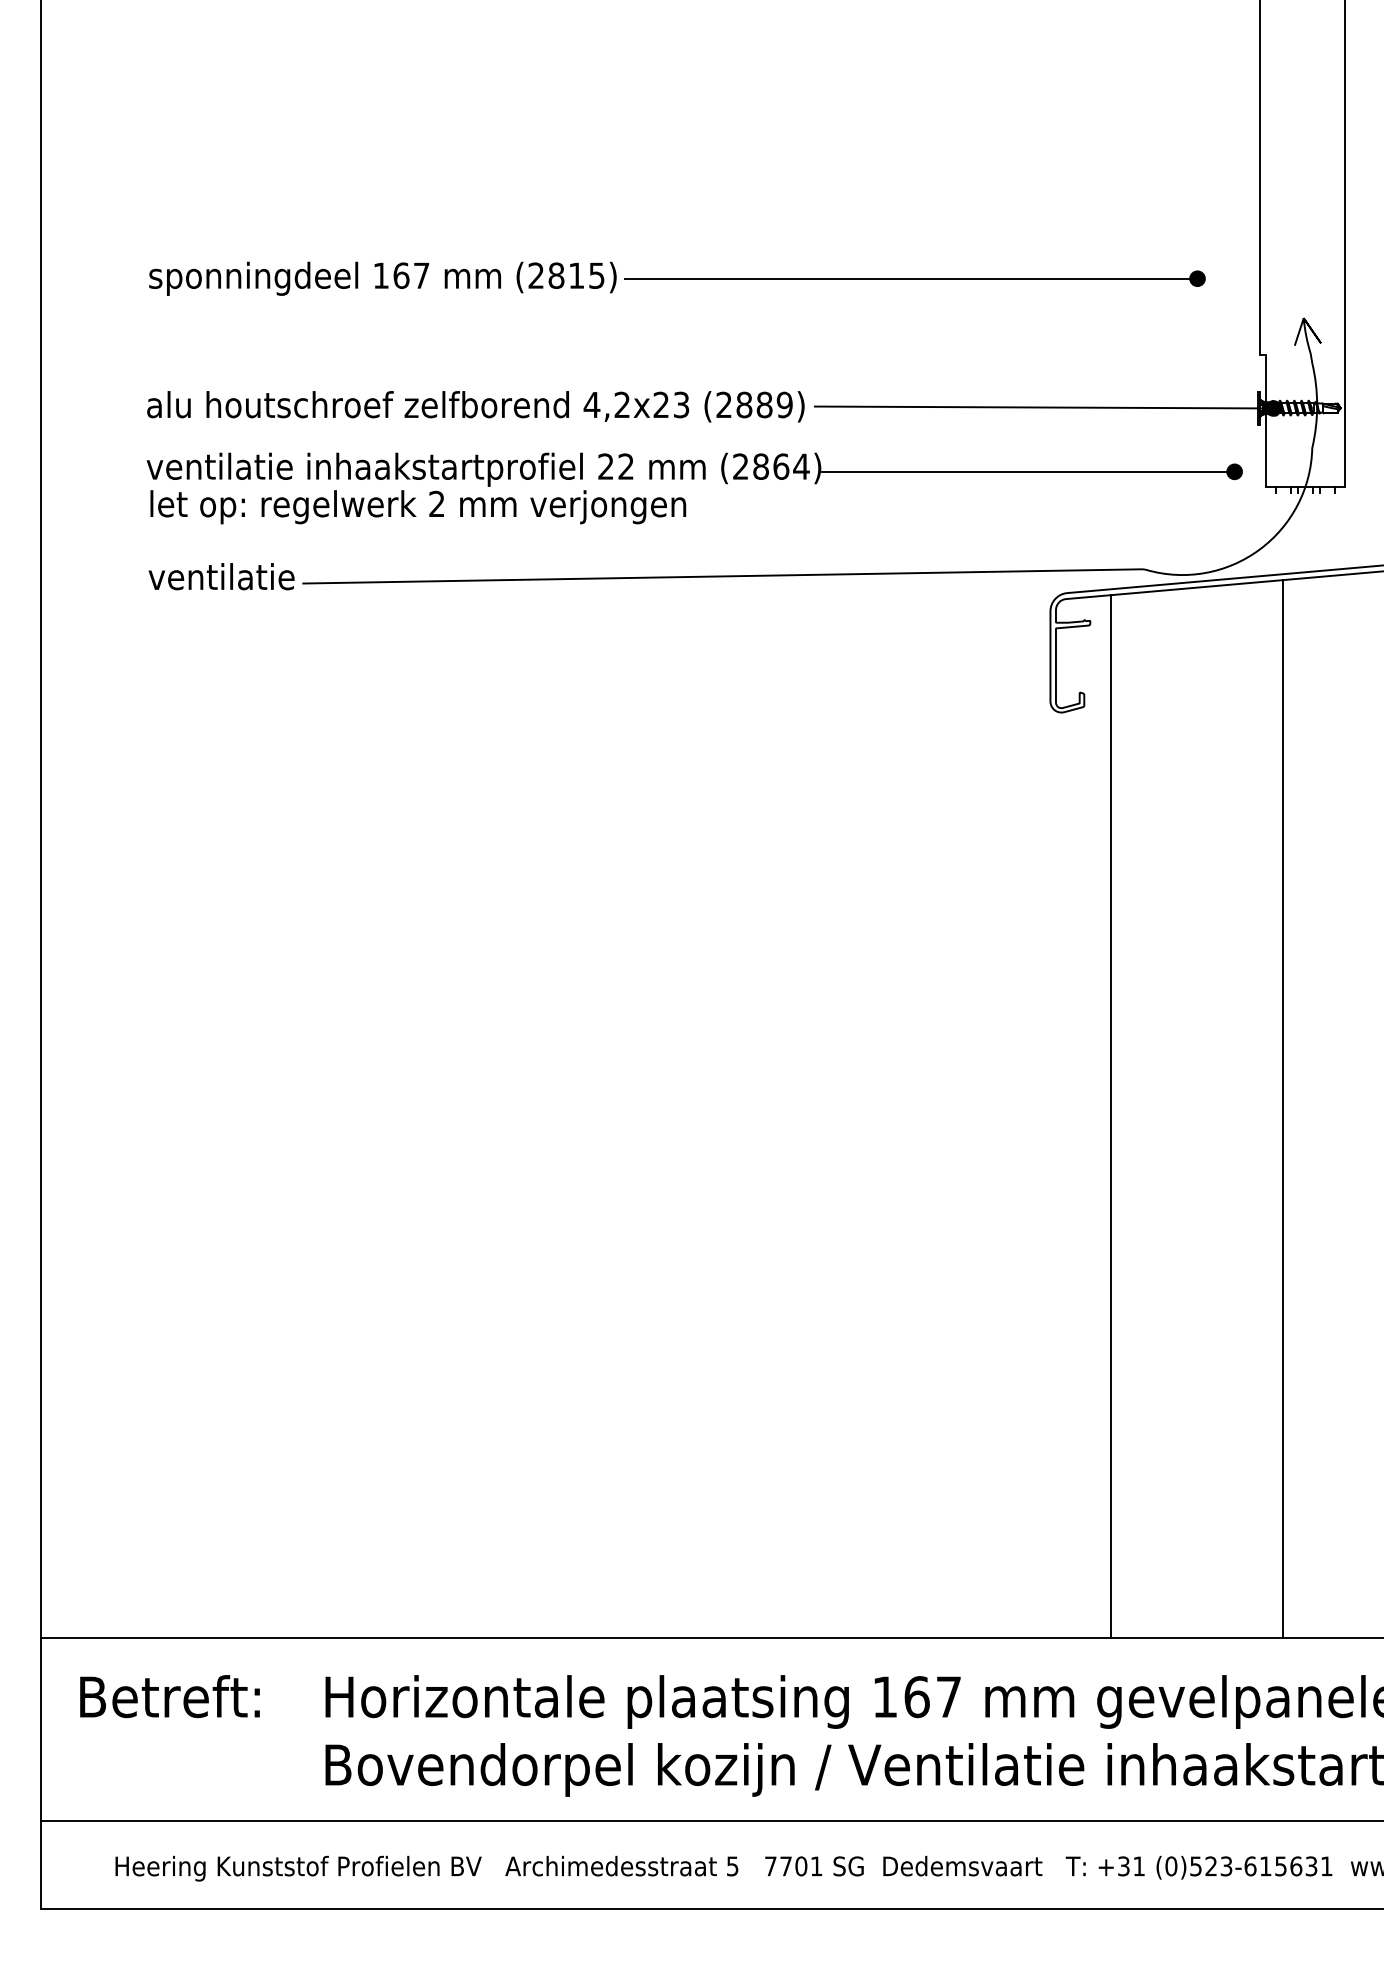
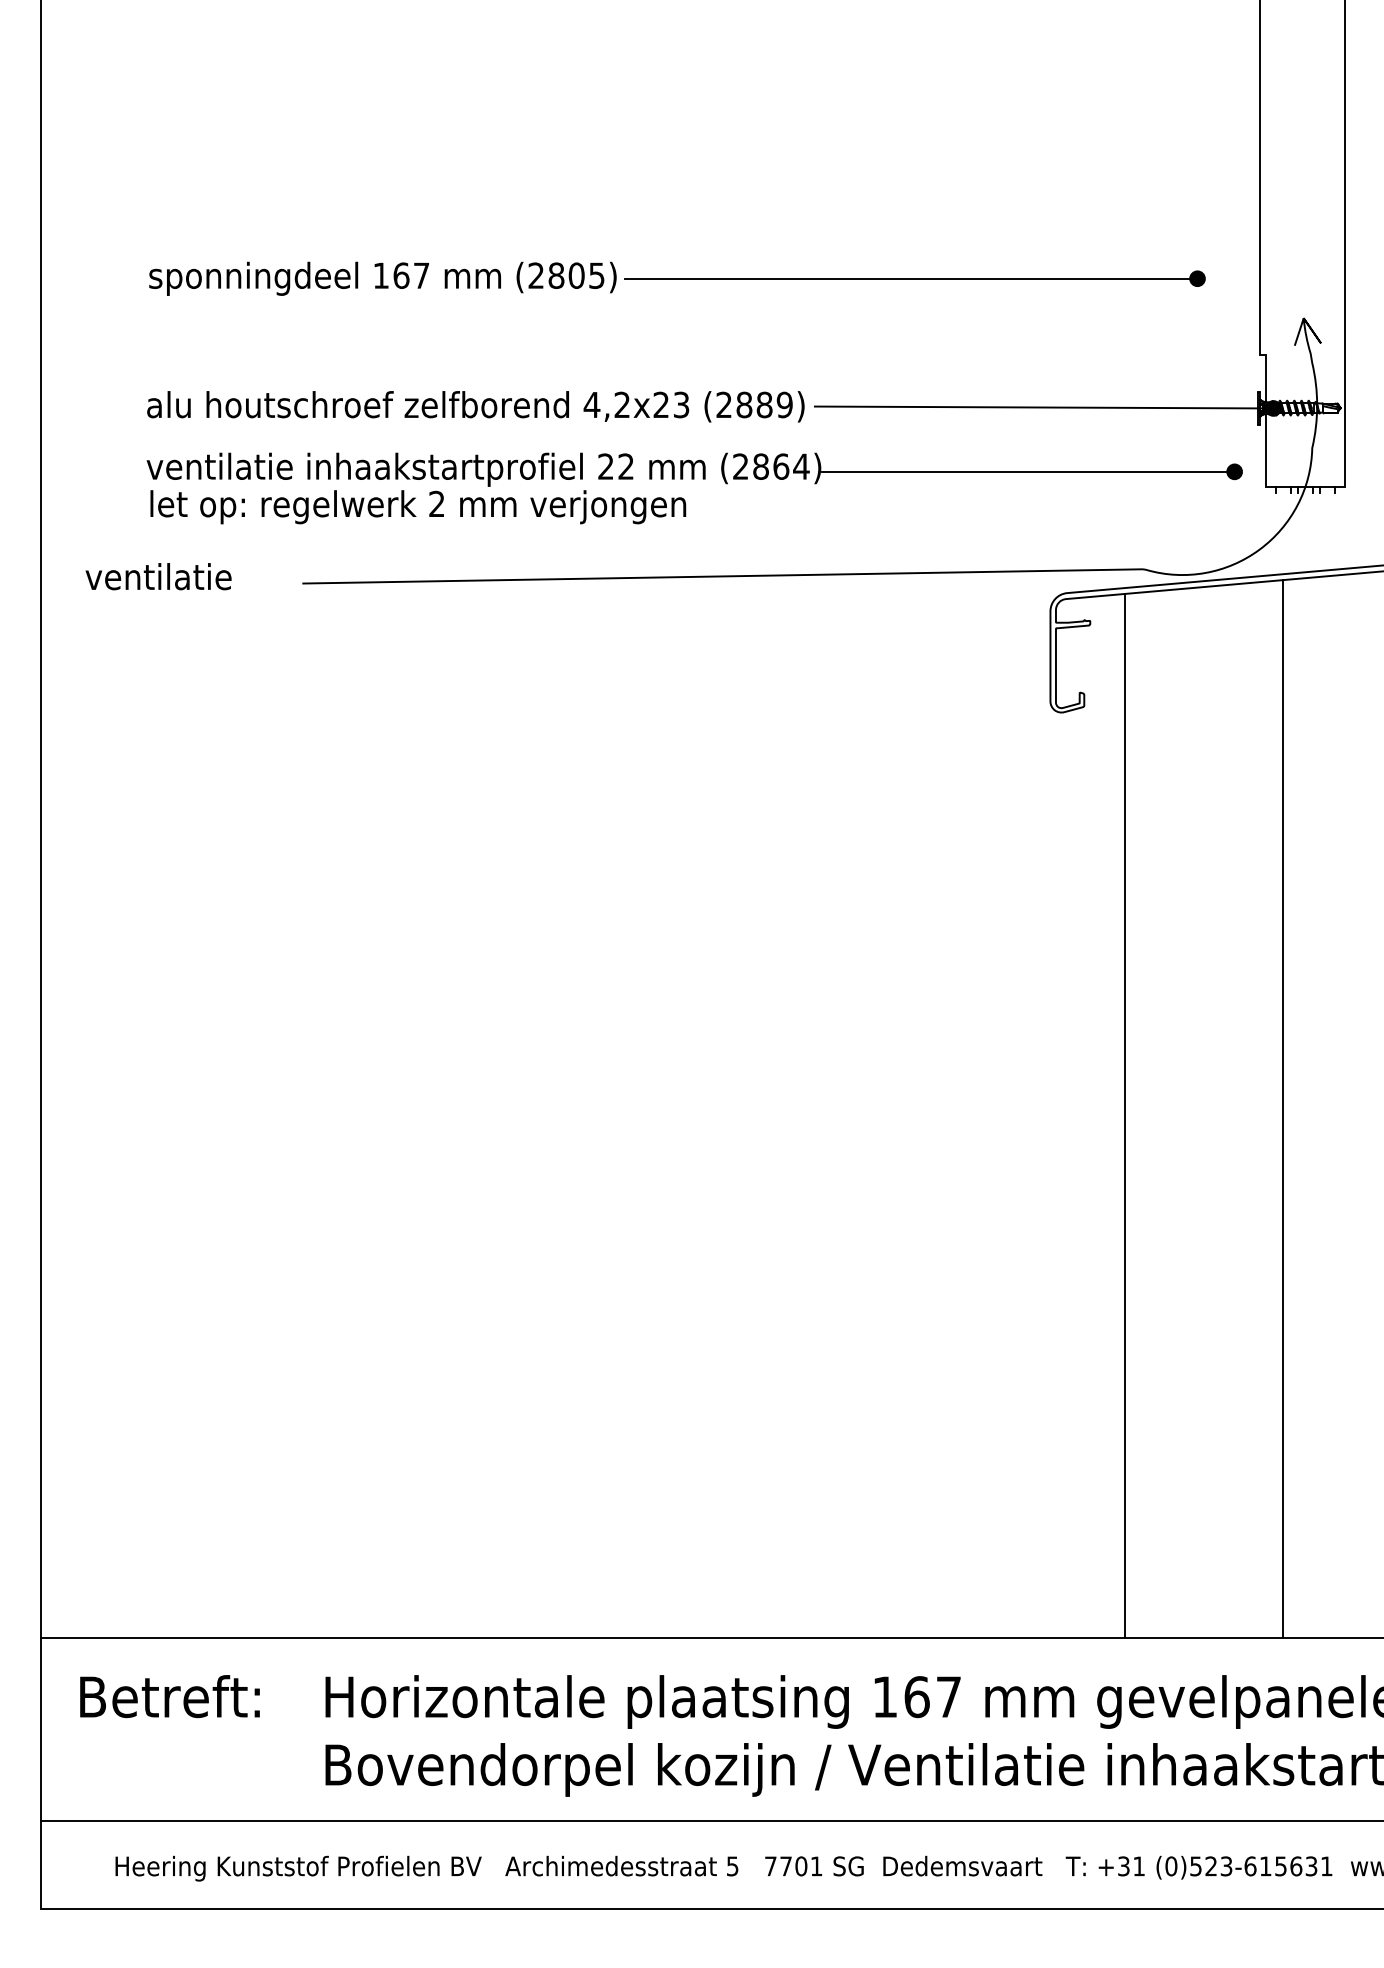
text: (2815) -> (2805) (576, 275)
text position: (221, 576) -> (158, 576) (158, 576)
line position: (1111, 1116) -> (1125, 1116) (1125, 1116)
